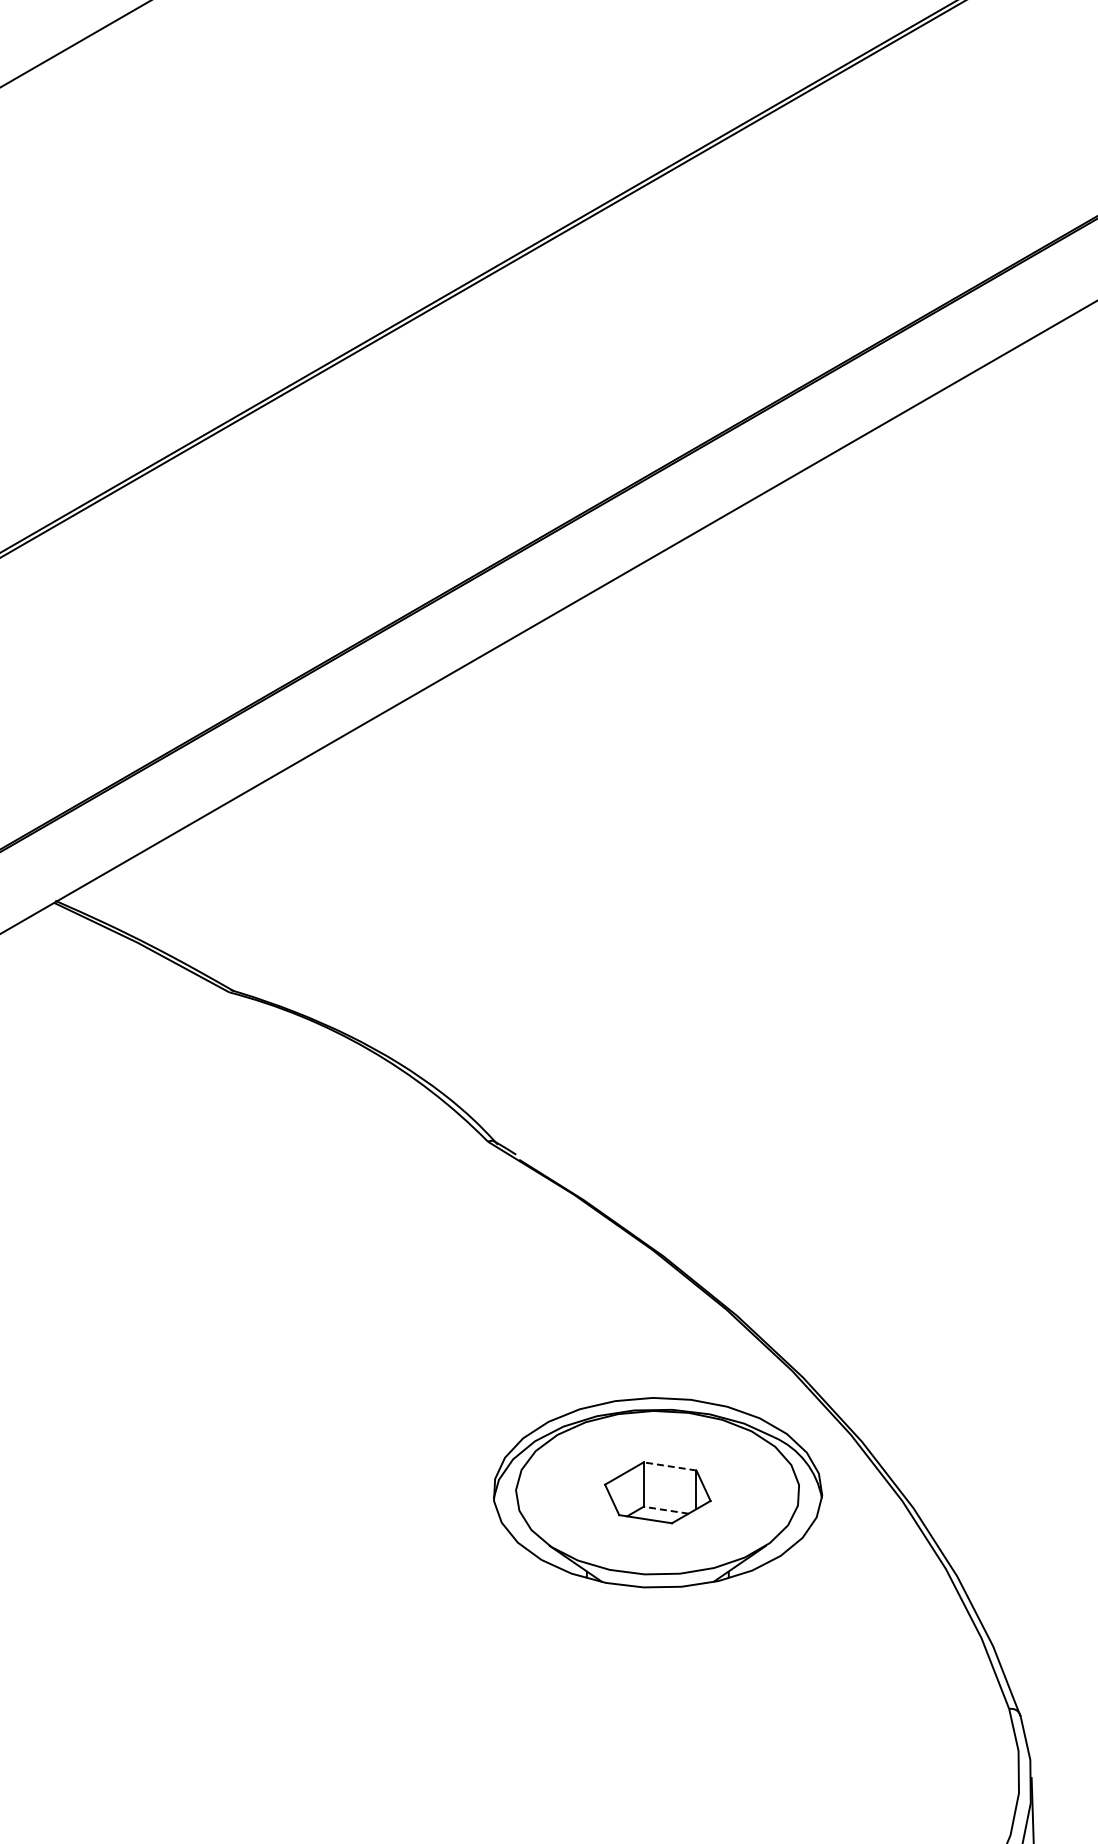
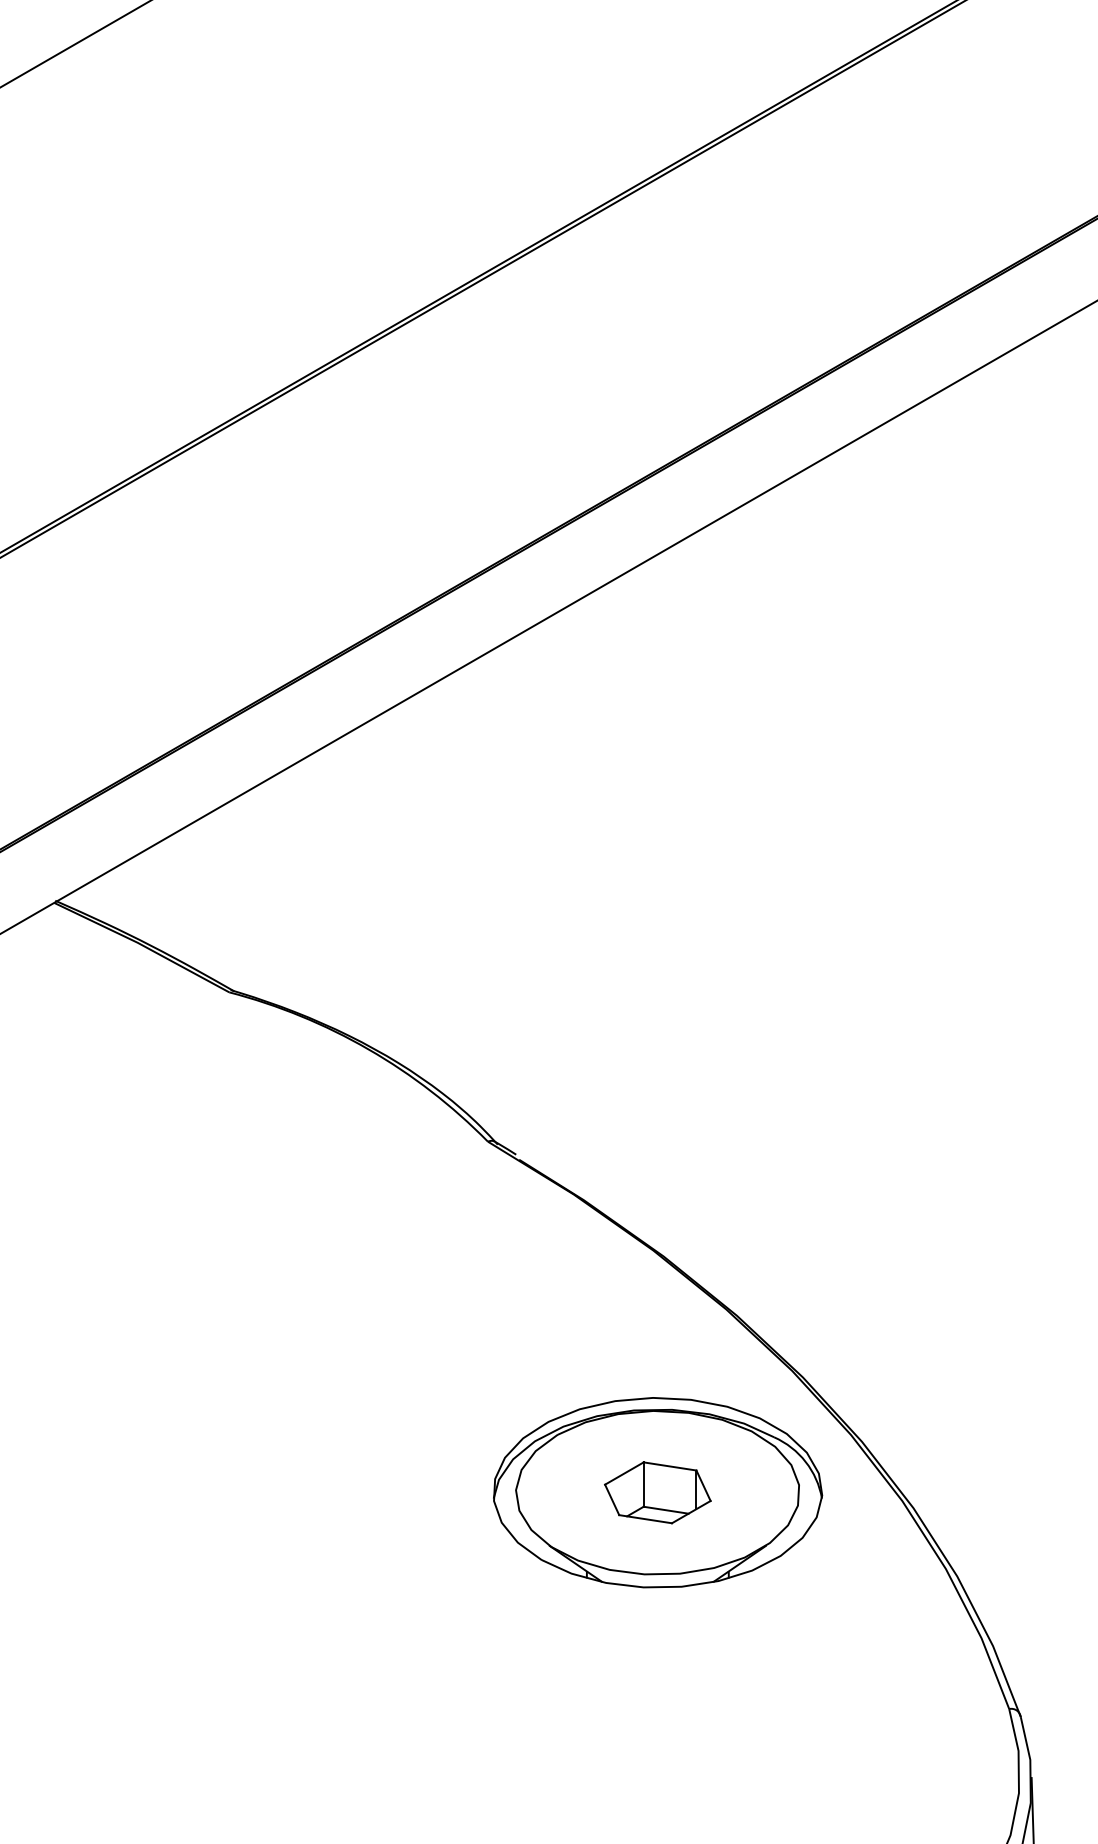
line: dashed -> solid (670, 1466)
line: dashed -> solid (666, 1510)
